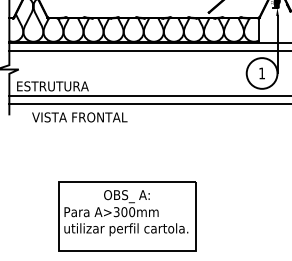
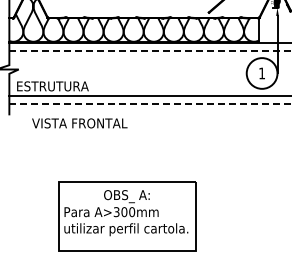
line: solid -> dashed (150, 51)
line: solid -> dashed (150, 103)
text position: (79, 117) -> (79, 123) (79, 123)
